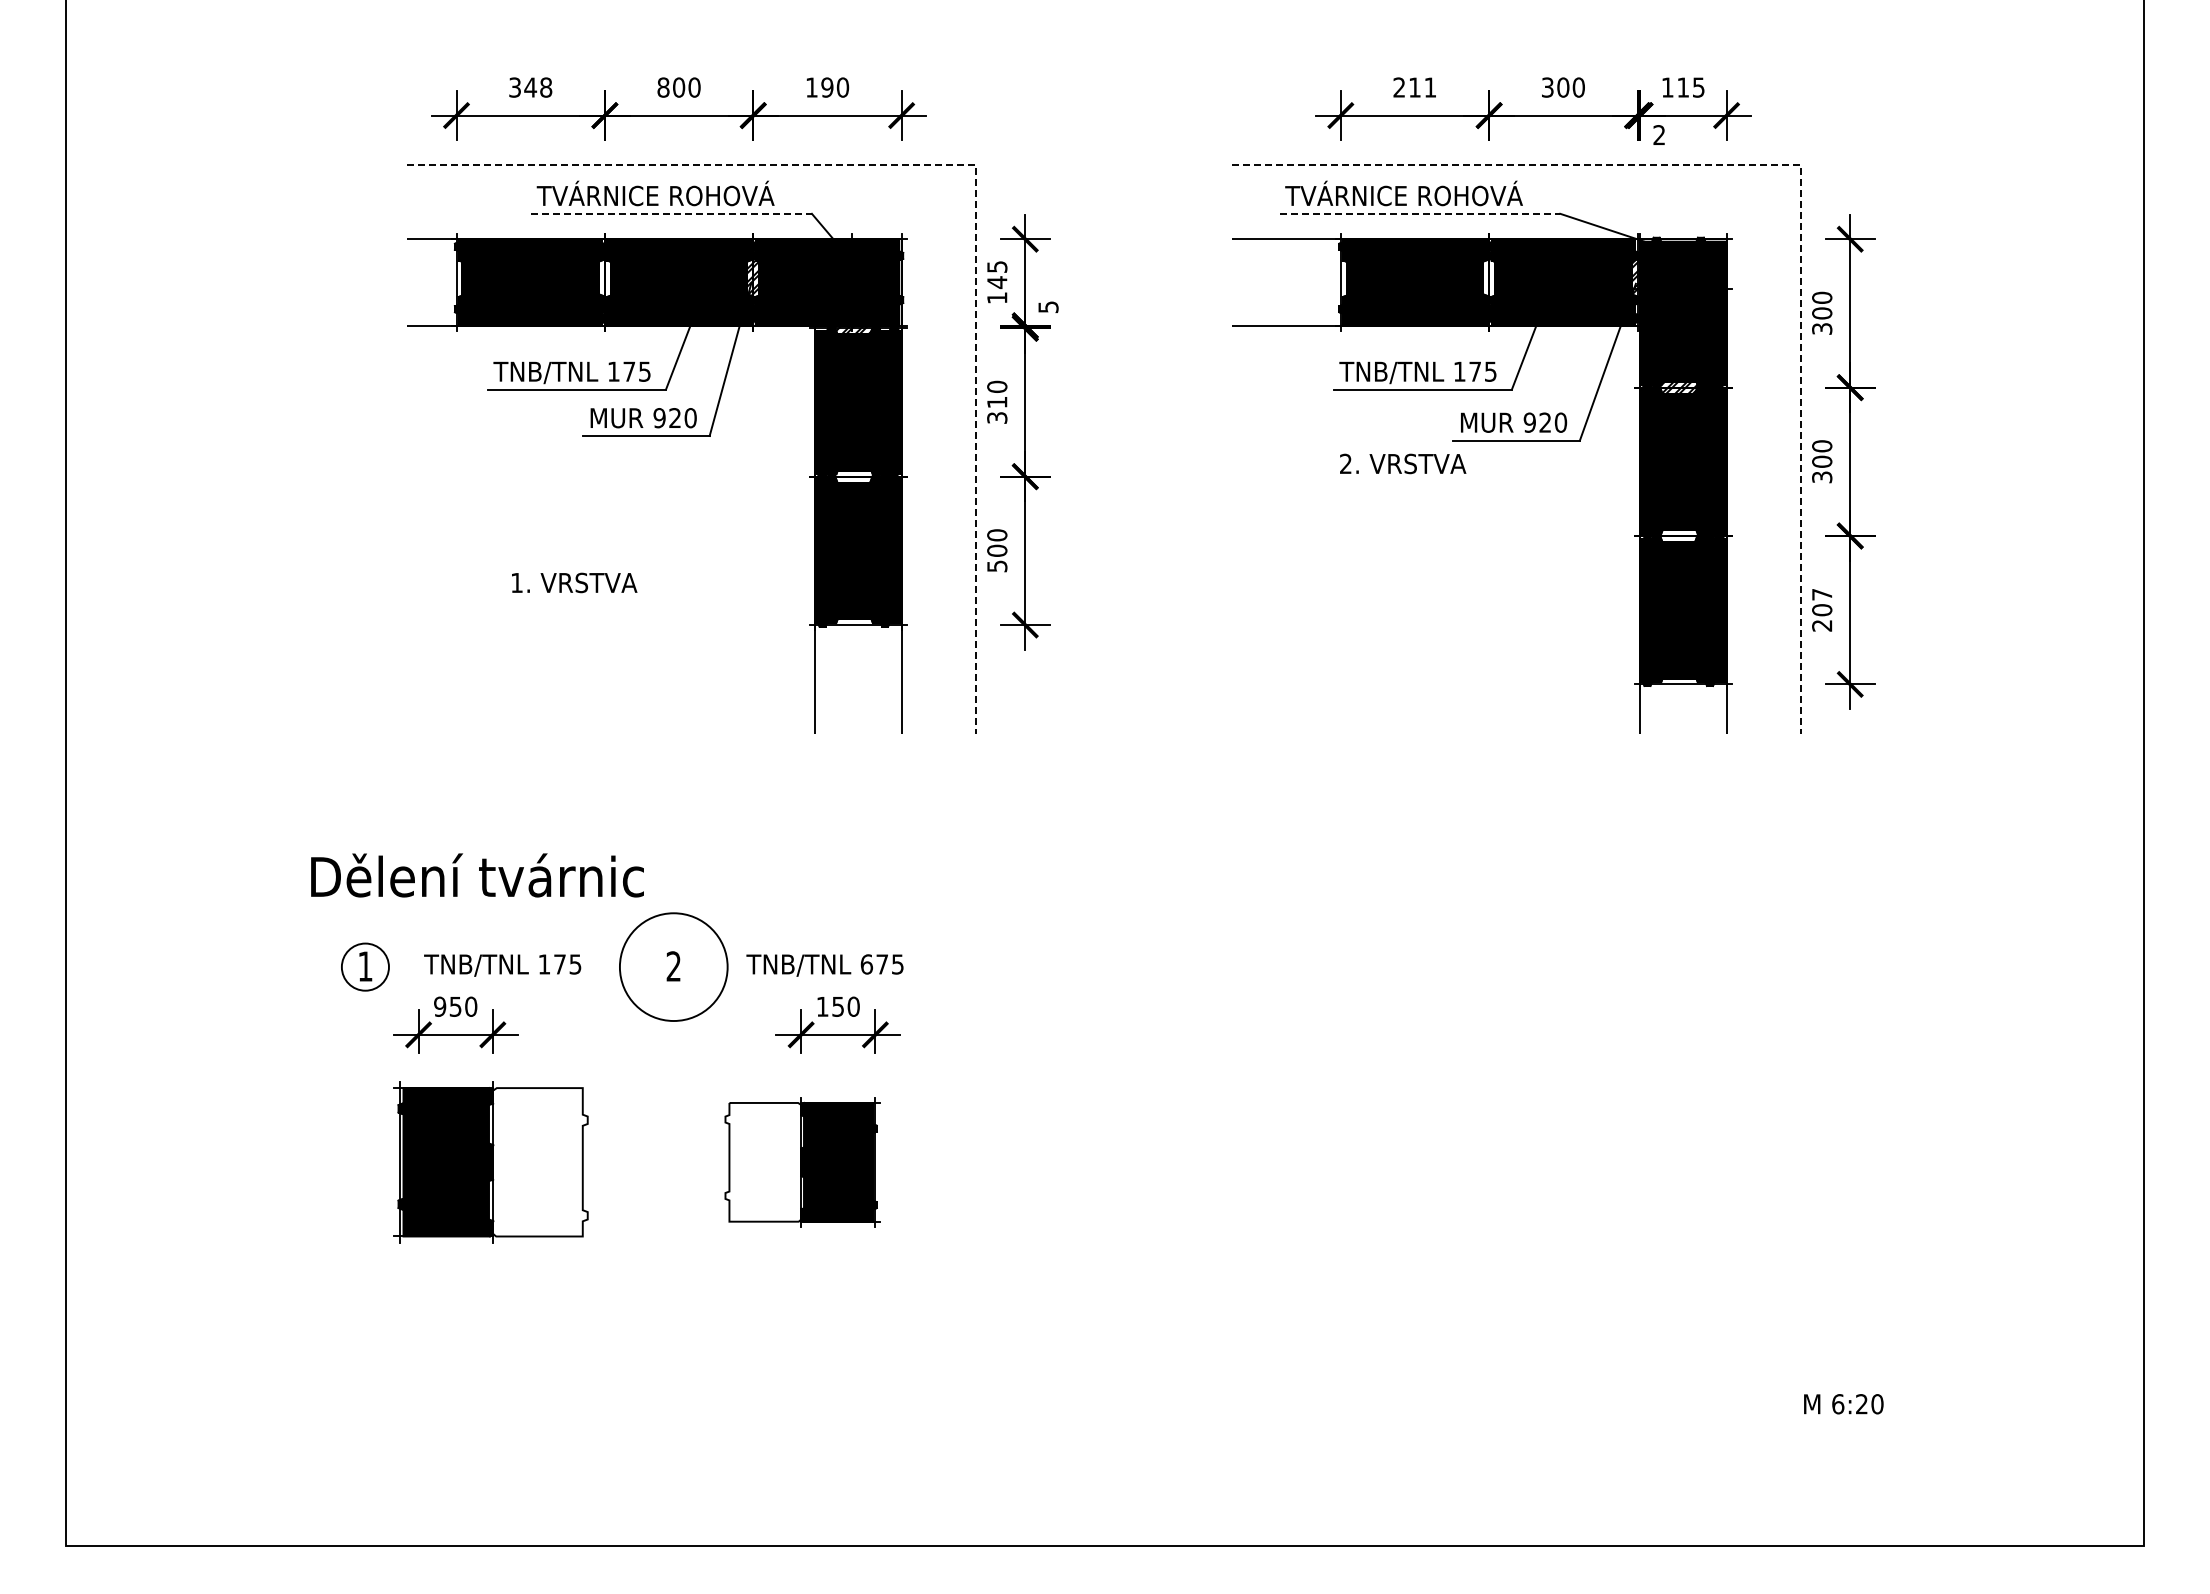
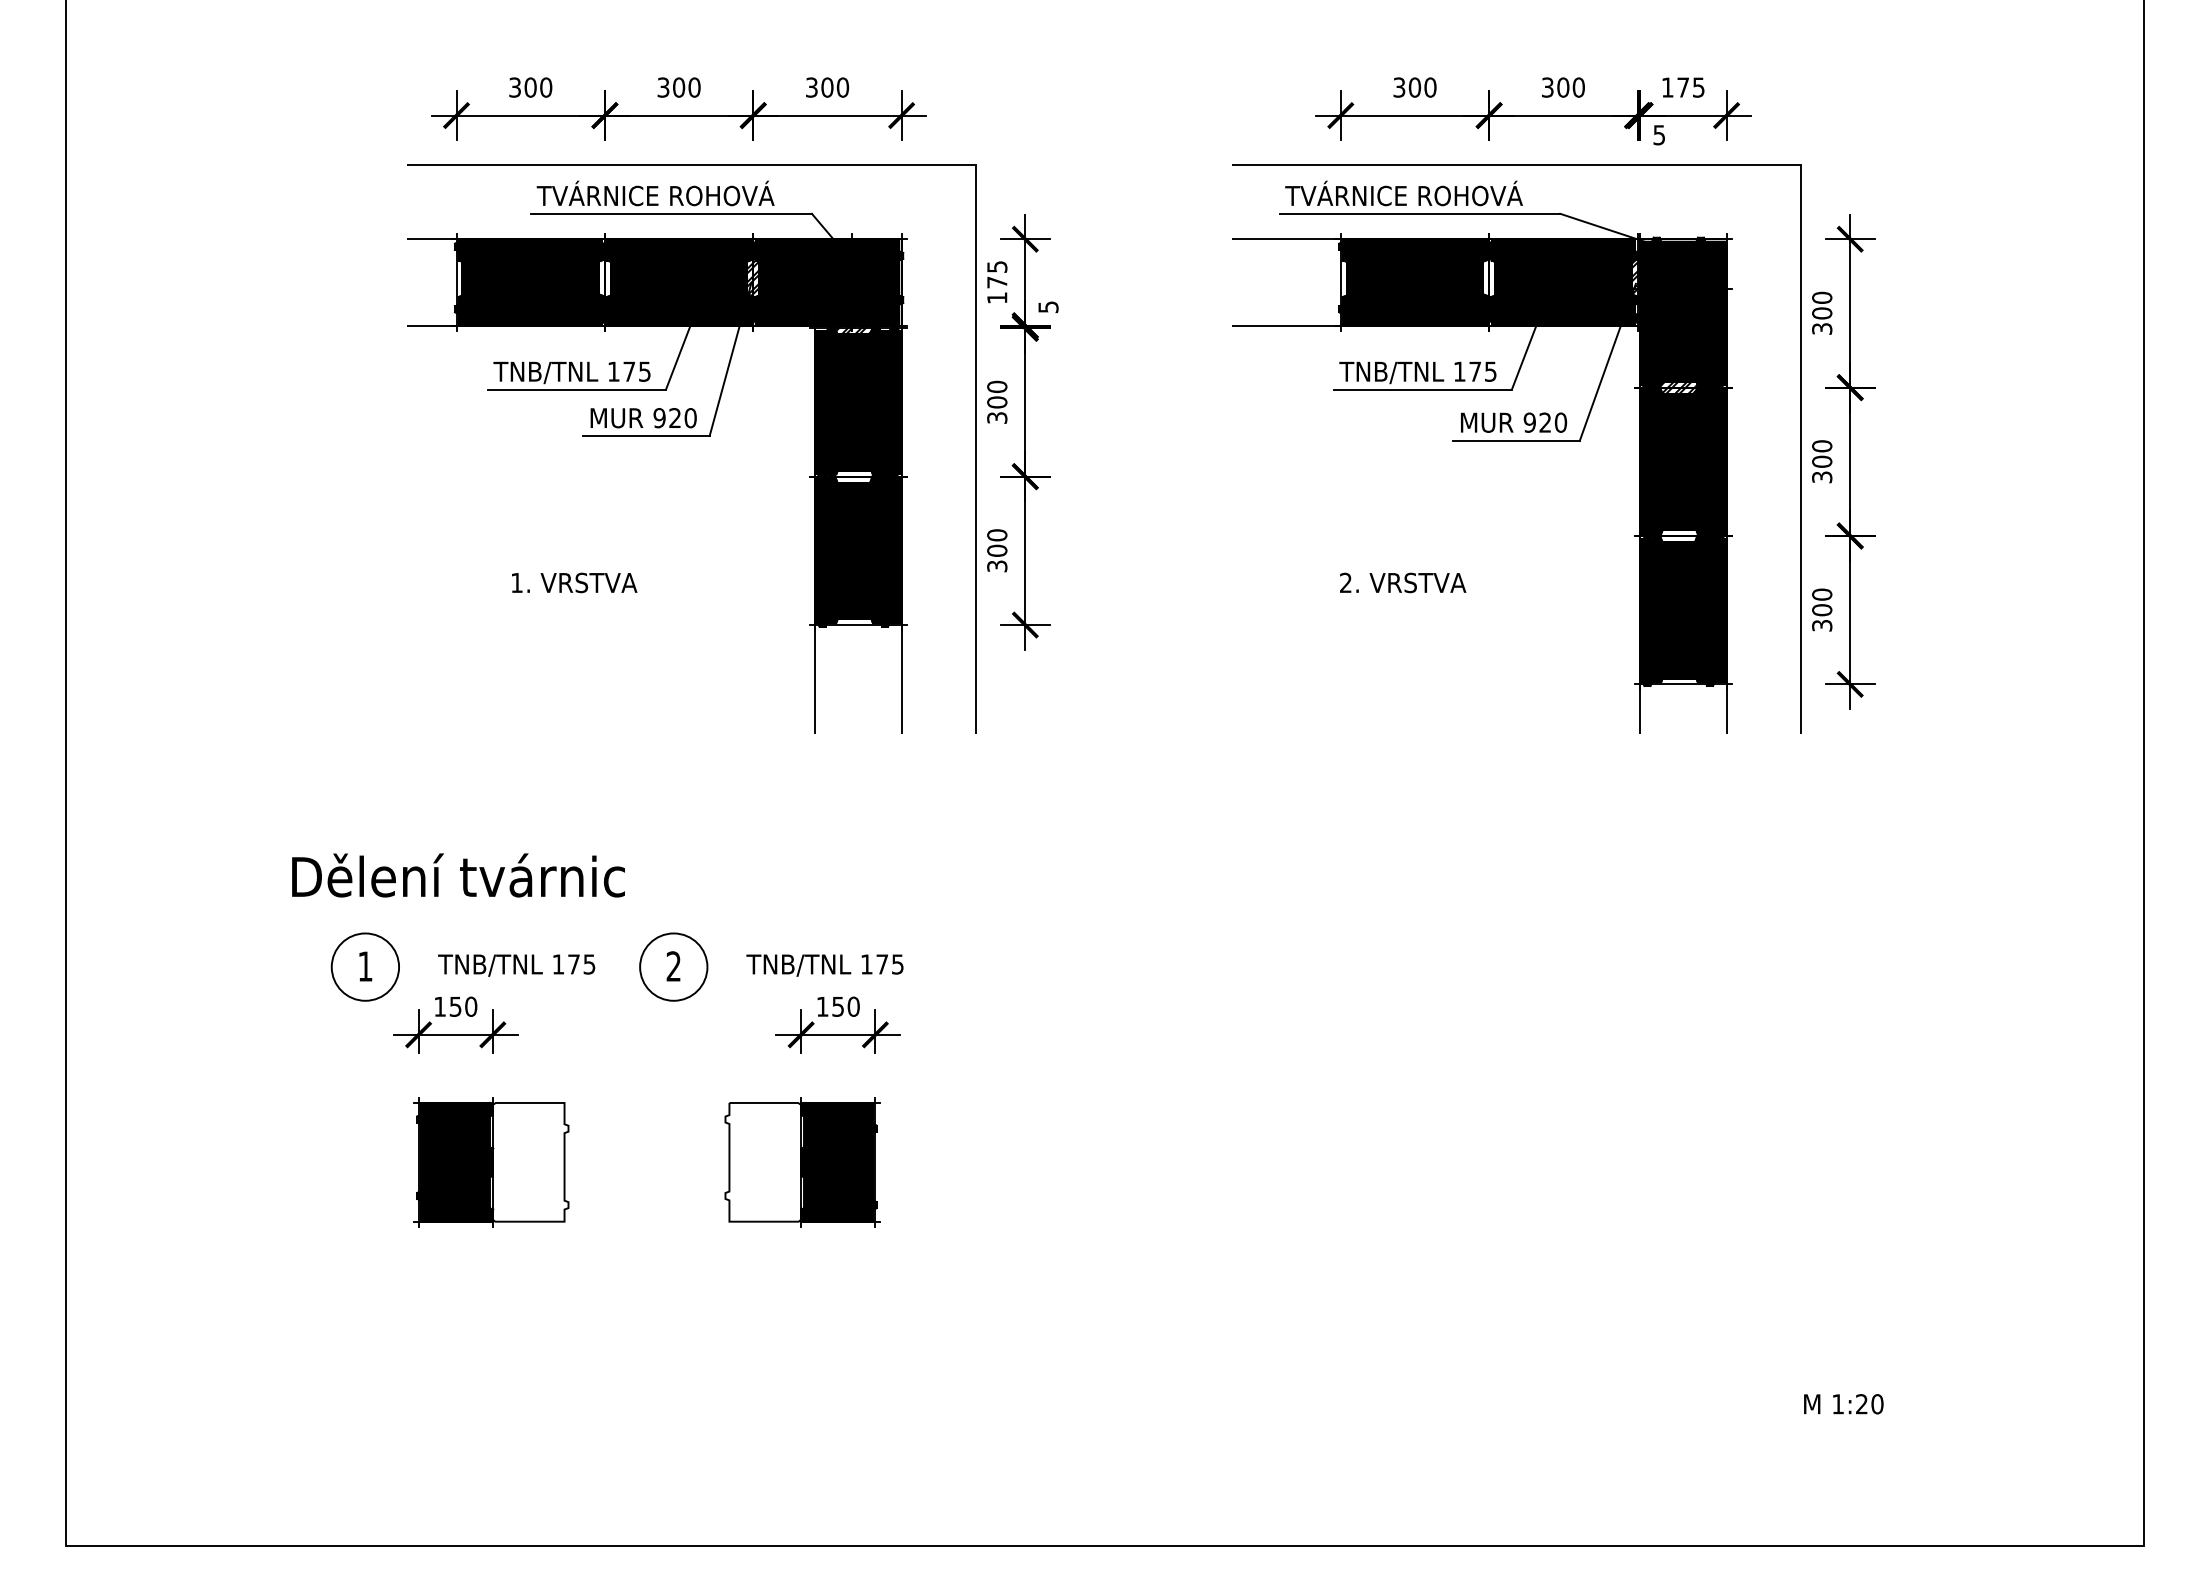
text: 348 -> 300 (538, 87)
text: 800 -> 300 (663, 87)
text: 190 -> 300 (819, 87)
text: 211 -> 300 (1414, 87)
text: 115 -> 175 (1682, 87)
text: 2 -> 5 (1658, 135)
line: dashed -> solid (975, 165)
line: dashed -> solid (1800, 165)
line: dashed -> solid (672, 213)
line: dashed -> solid (1420, 213)
text: 145 -> 175 (997, 282)
text: 310 -> 300 (997, 402)
text position: (1403, 463) -> (1403, 582) (1403, 582)
text: 500 -> 300 (996, 565)
text: 207 -> 300 (1822, 609)
text position: (477, 875) -> (458, 875) (458, 875)
text: 675 -> 175 (866, 964)
text position: (502, 965) -> (516, 965) (516, 965)
circle diameter: 47 px -> 67 px (365, 966)
circle diameter: 108 px -> 67 px (673, 966)
text: 950 -> 150 (440, 1006)
part size: 196x163 px -> 157x131 px (491, 1162)
text: 6:20 -> 1:20 (1838, 1404)
